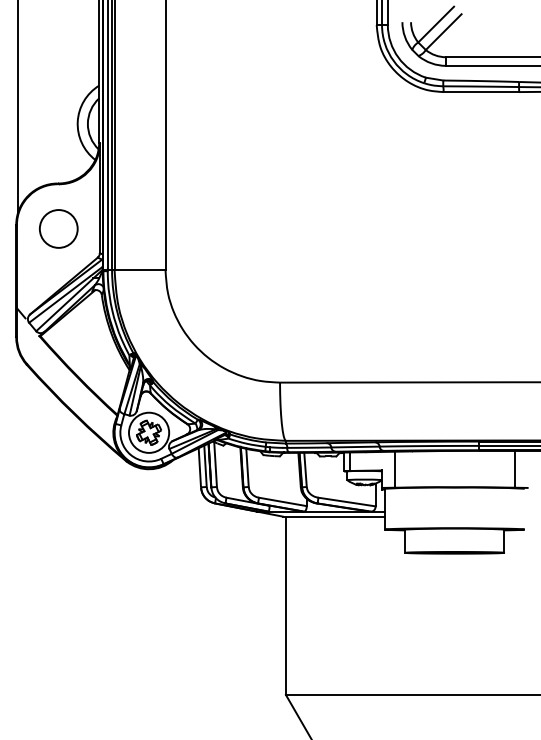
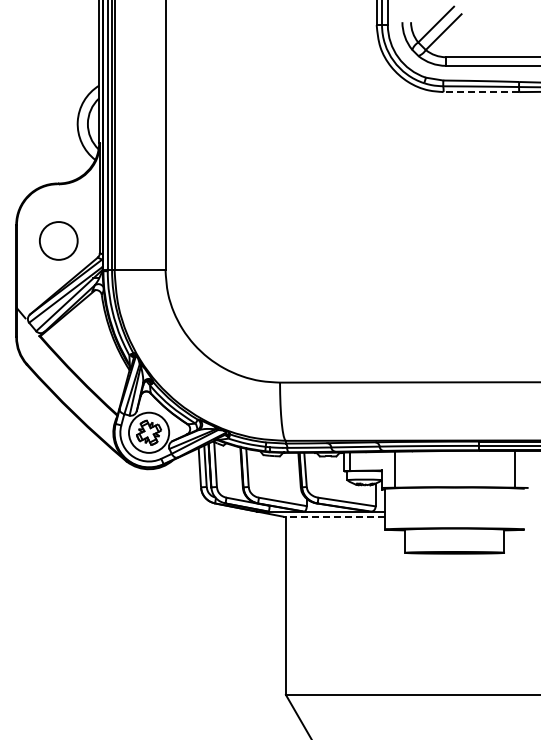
line: solid -> dashed (481, 92)
line: present -> none (18, 107)
circle position: (58, 228) -> (58, 240) (58, 240)
line: solid -> dashed (333, 516)
